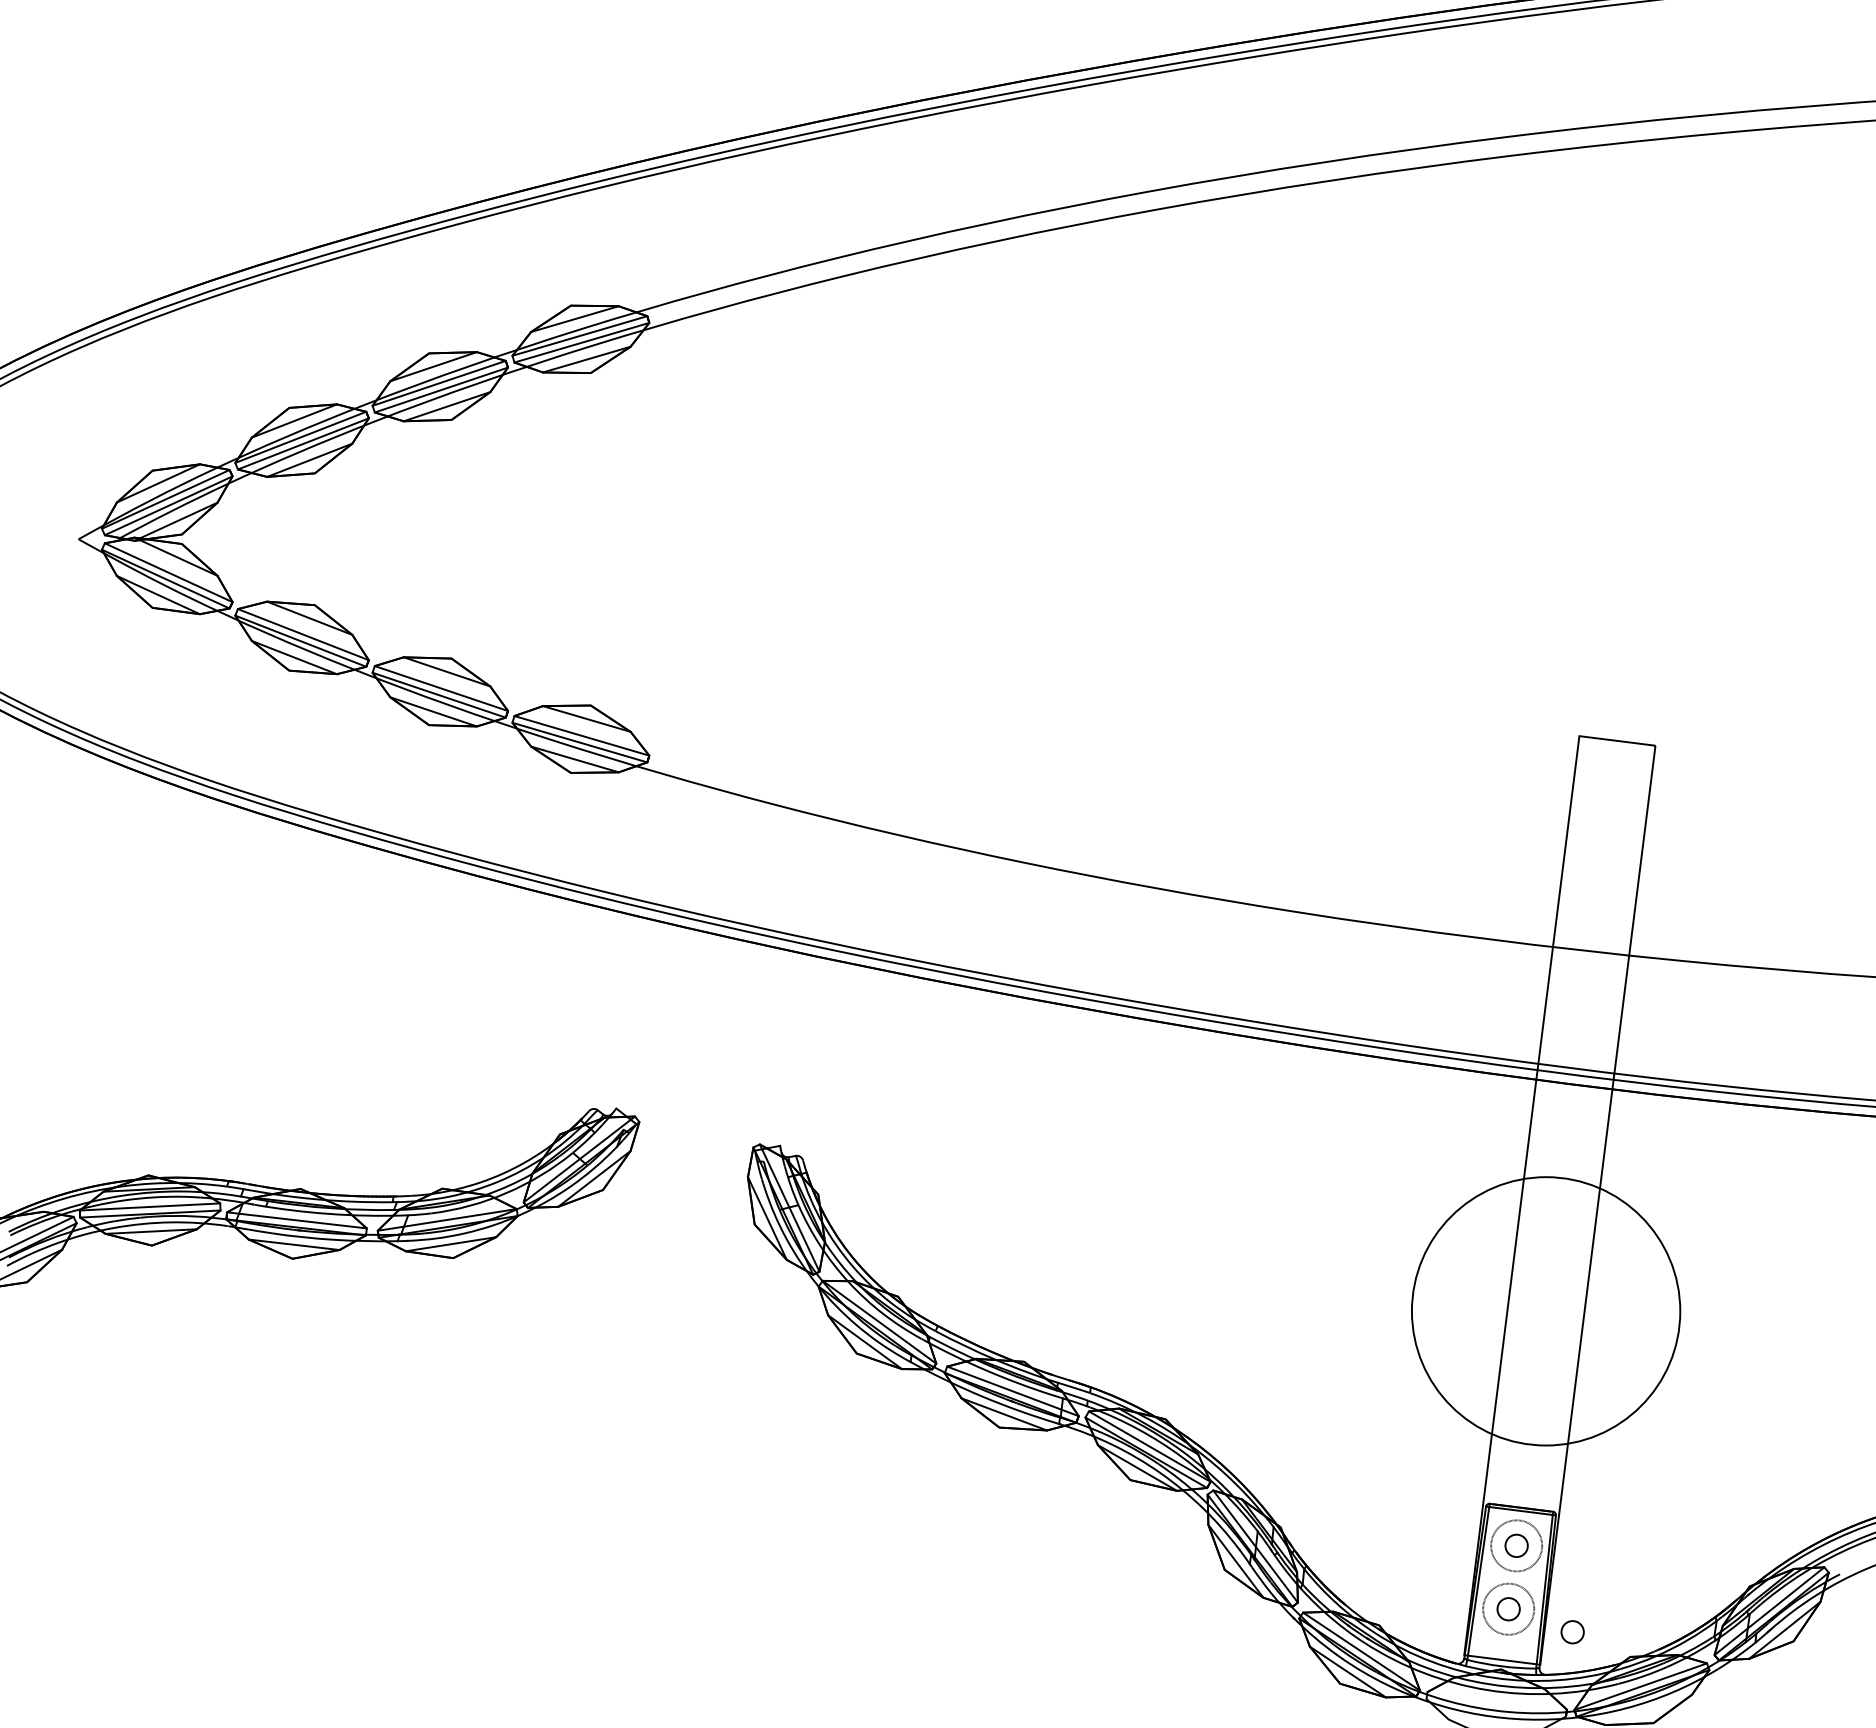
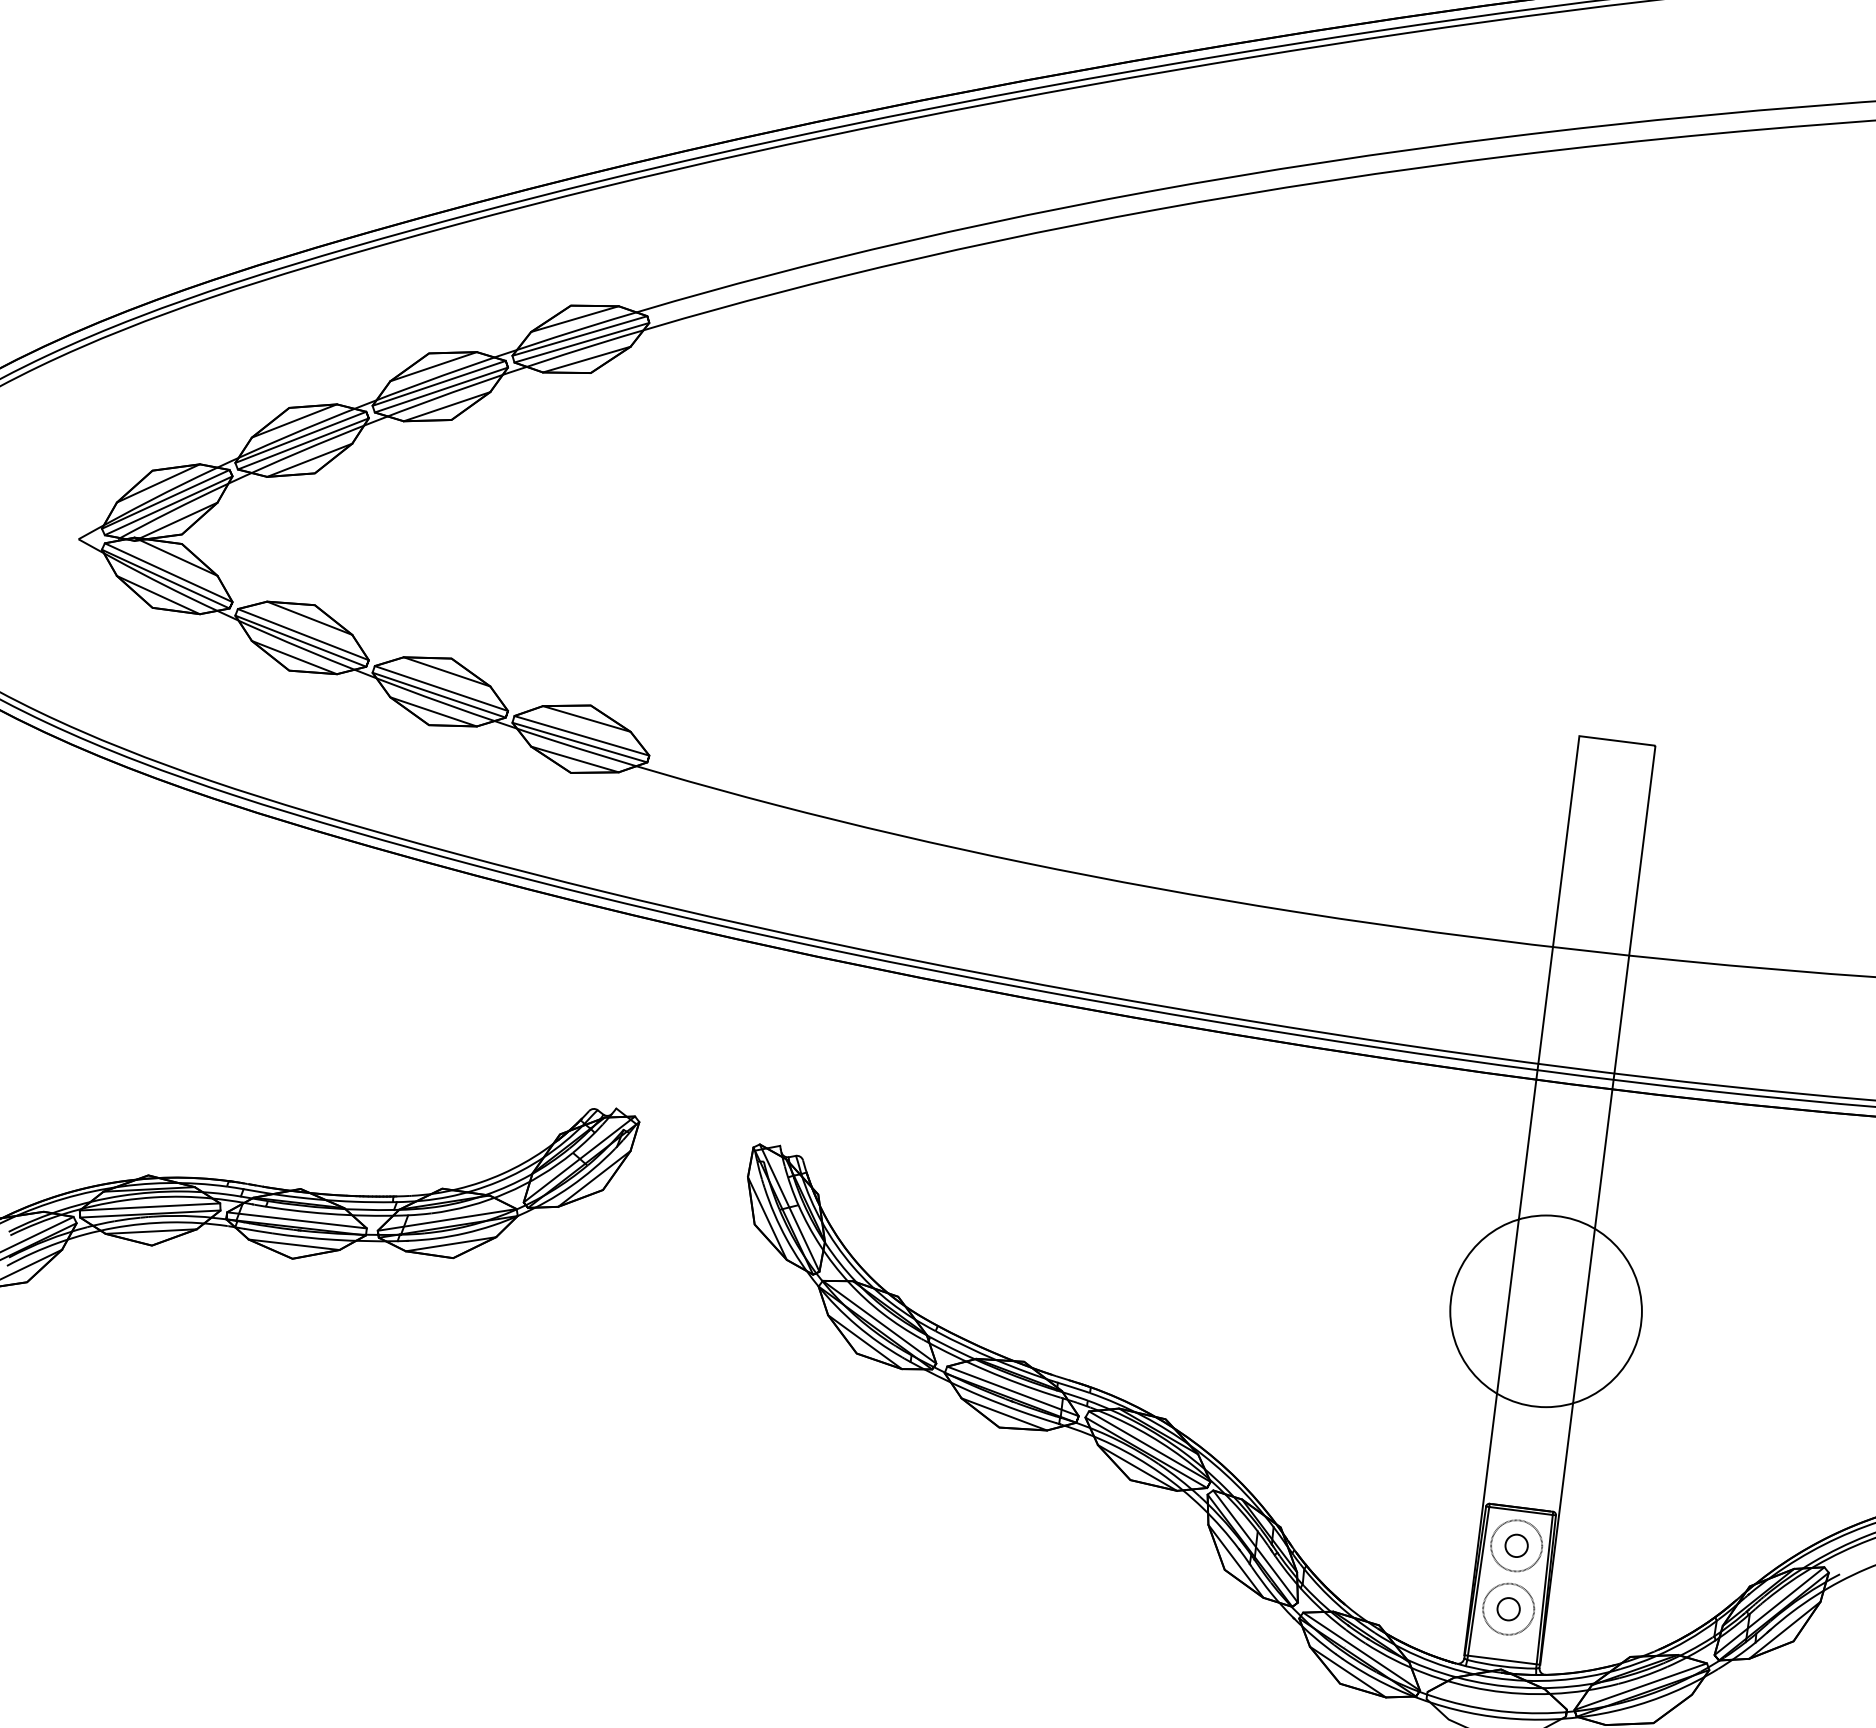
circle diameter: 268 px -> 192 px (1545, 1311)
circle: present -> none (1572, 1632)
